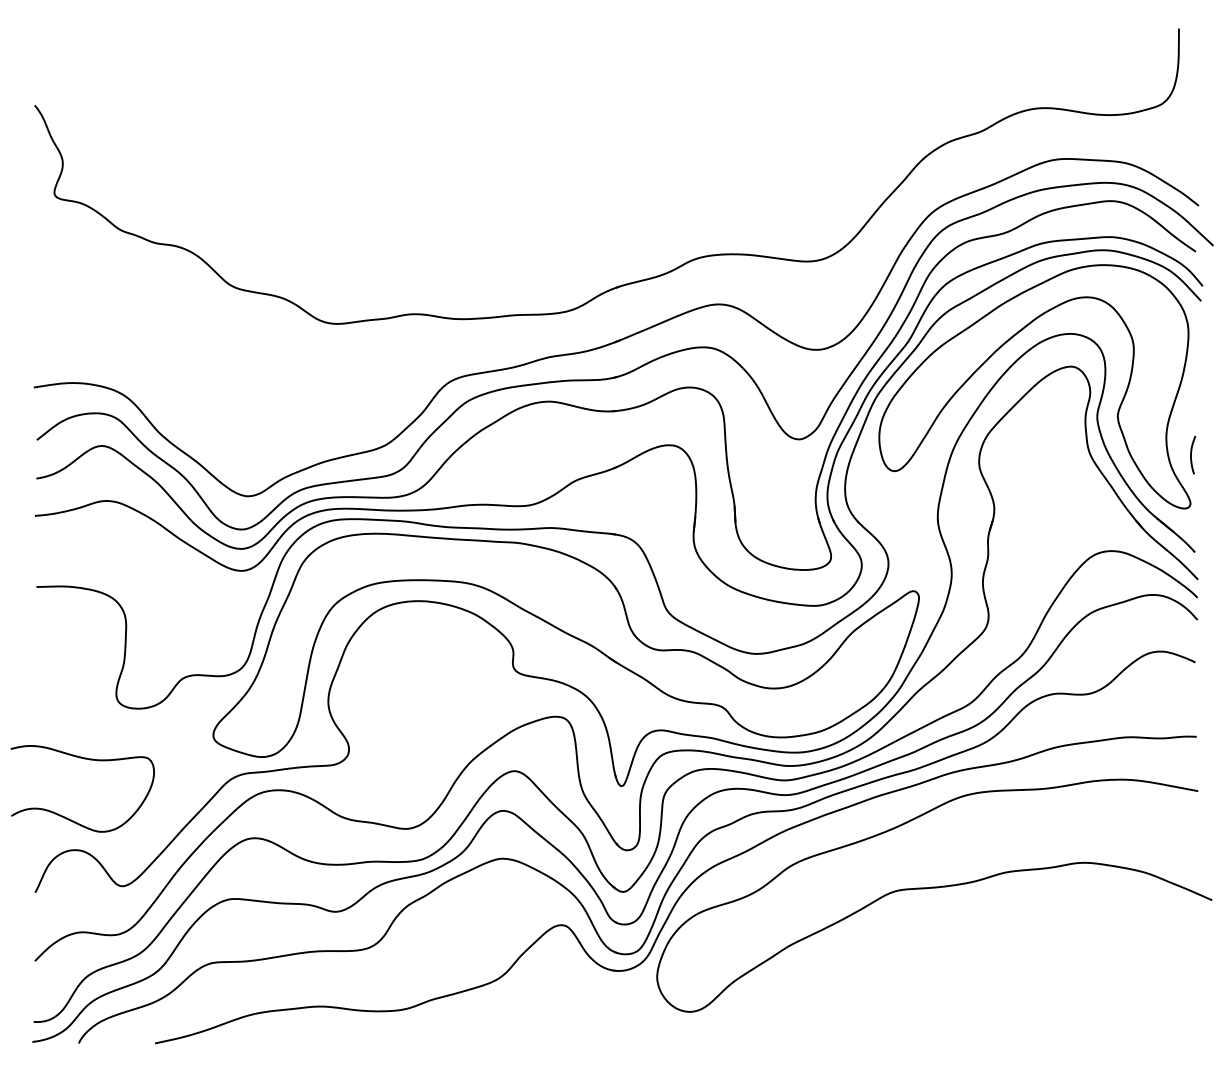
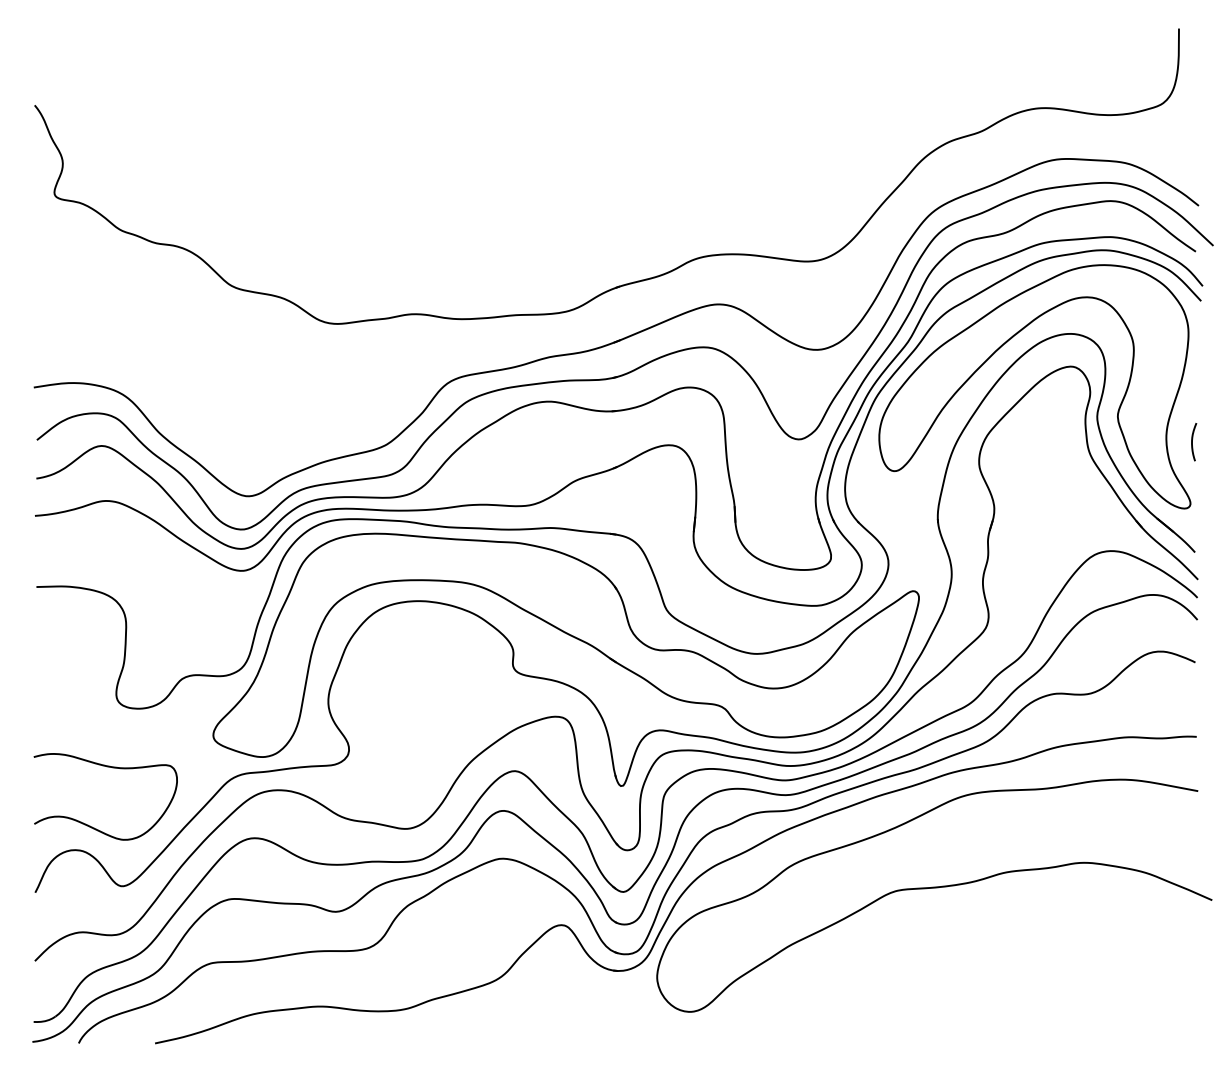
curve position: (1191, 455) -> (1192, 442) (1192, 442)
curve position: (89, 760) -> (112, 768) (112, 768)
